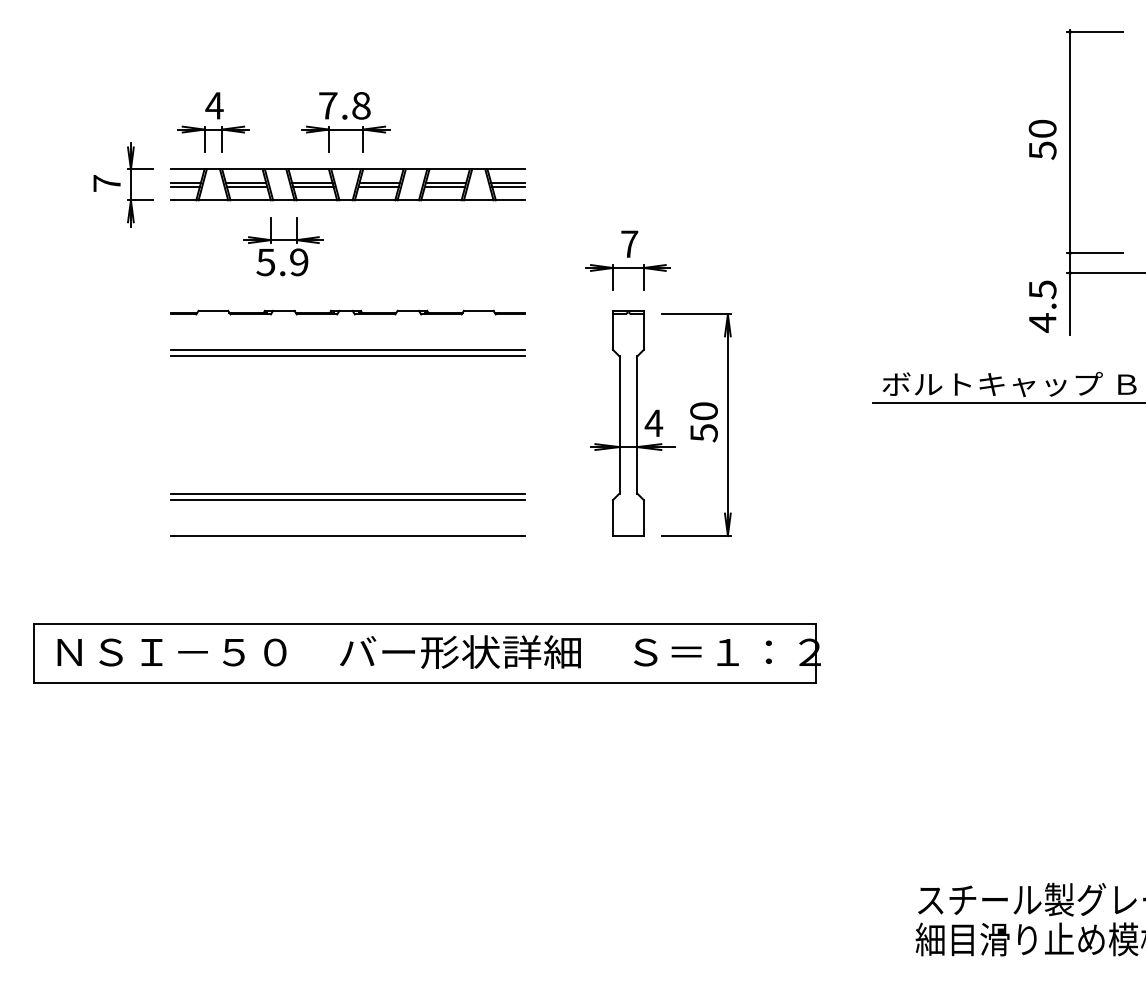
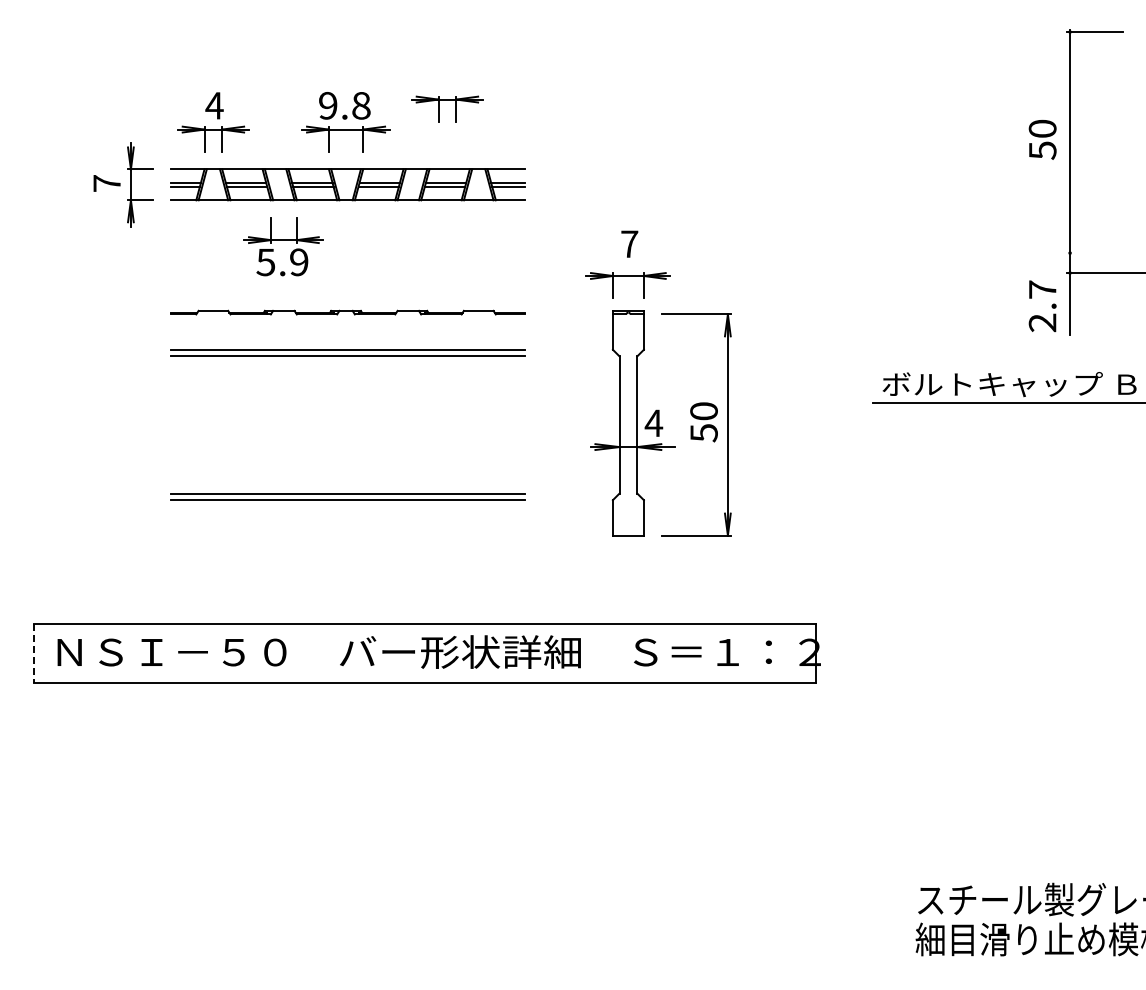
part: none -> present (447, 100)
text: 7.8 -> 9.8 (328, 105)
line: present -> none (1095, 253)
part position: (627, 268) -> (627, 276) (627, 276)
text: 4.5 -> 2.7 (1042, 306)
line: present -> none (347, 535)
line: solid -> dashed (34, 653)
